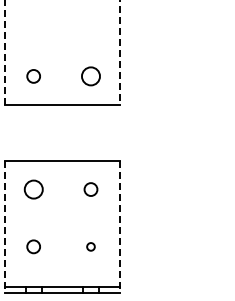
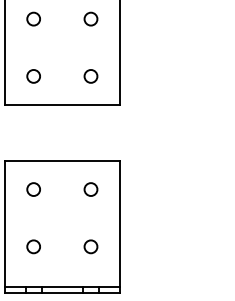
circle: none -> present (33, 18)
circle: none -> present (90, 18)
line: dashed -> solid (5, 52)
line: dashed -> solid (119, 53)
circle size: 20x21 px -> 16x15 px (90, 76)
circle size: 21x21 px -> 15x15 px (33, 189)
line: dashed -> solid (5, 226)
line: dashed -> solid (119, 226)
circle size: 10x10 px -> 16x16 px (90, 246)
